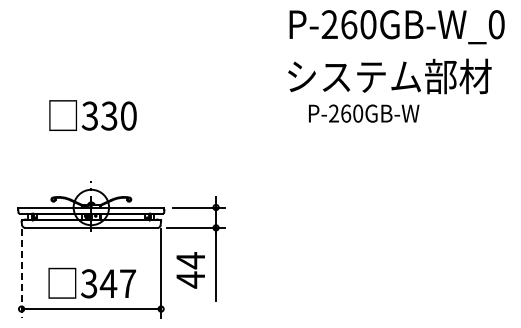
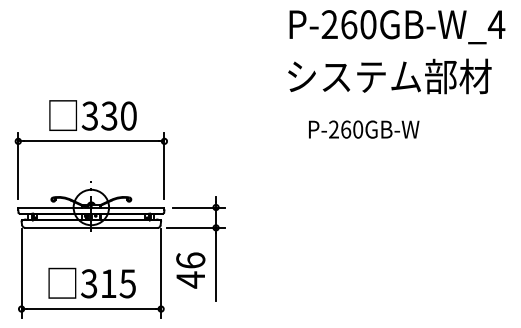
text: P-260GB-W_0 -> P-260GB-W_4 (496, 24)
text position: (364, 113) -> (364, 129) (364, 129)
part: none -> present (90, 141)
text: 44 -> 46 (190, 260)
line: dashed -> solid (21, 274)
text: 347 -> 315 (117, 283)
